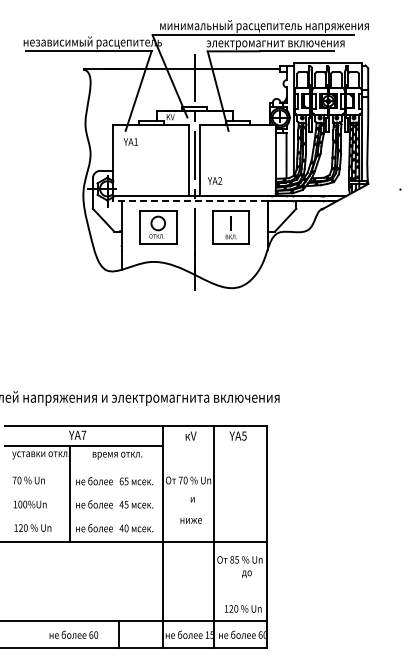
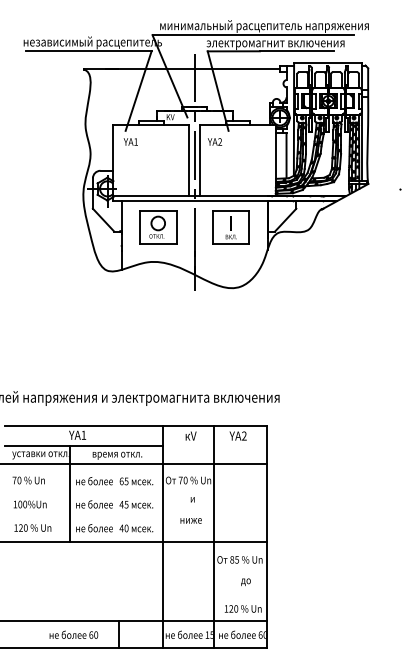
text position: (215, 180) -> (215, 141) (215, 141)
line: dashed -> solid (189, 200)
text: YA7 -> YA1 (83, 434)
text: YA5 -> YA2 (244, 435)
line: none -> present (134, 463)
text position: (246, 573) -> (245, 581) (245, 581)
